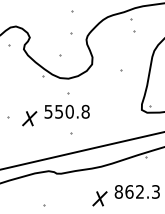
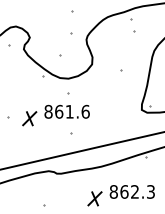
text: 550.8 -> 861.6 (66, 111)
part position: (125, 195) -> (120, 195) (120, 195)
